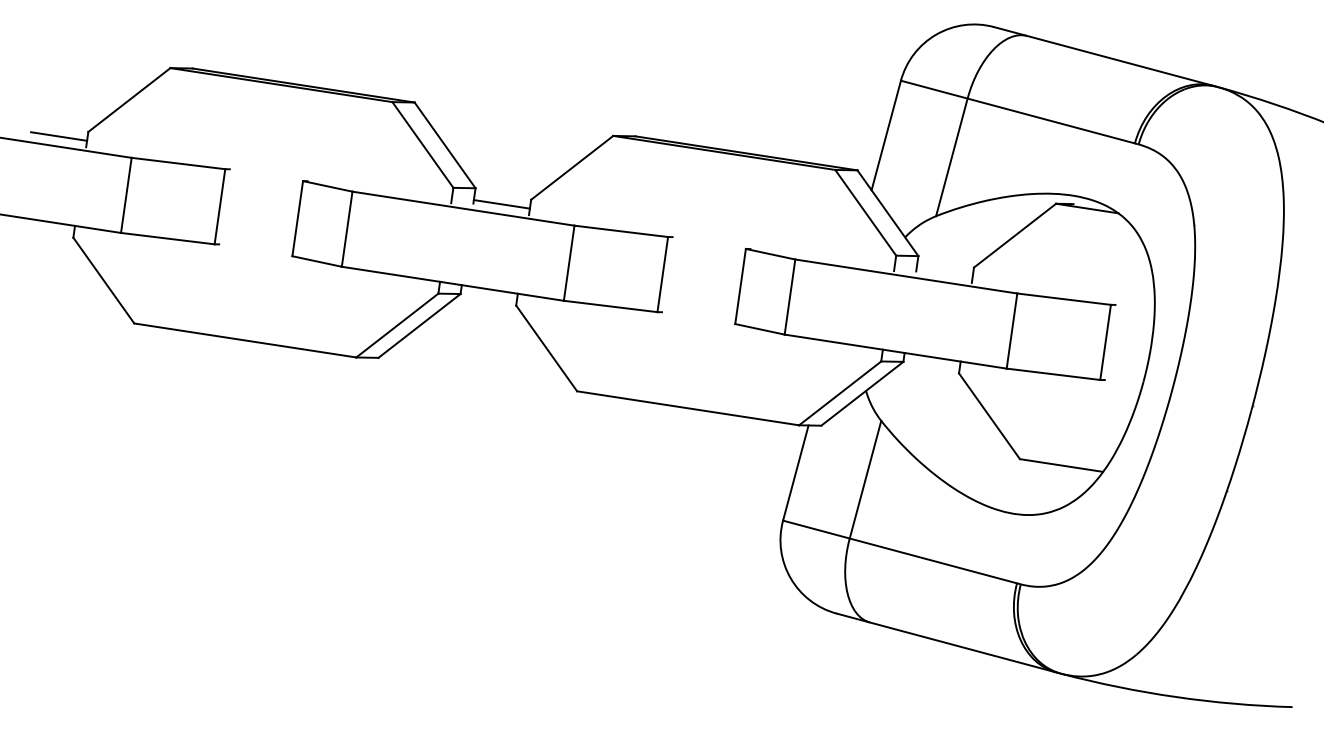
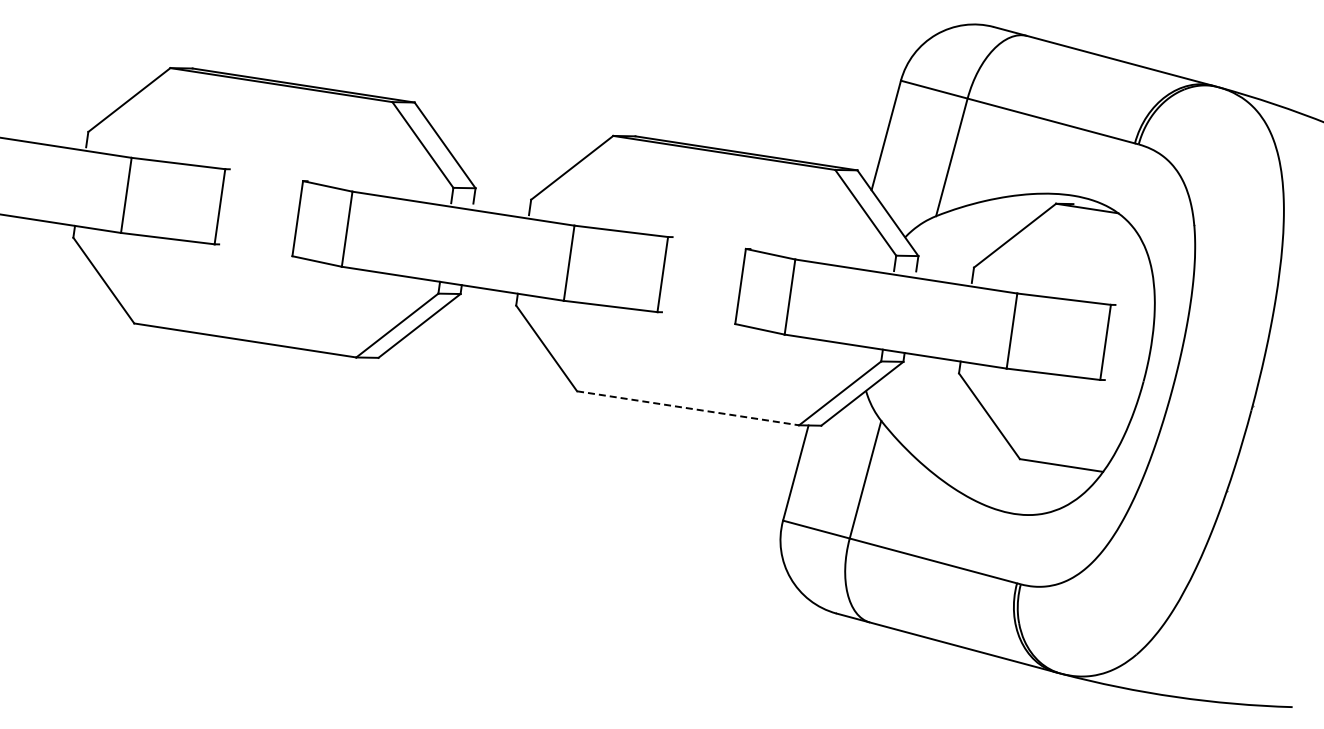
line: present -> none (59, 136)
line: present -> none (501, 204)
line: solid -> dashed (688, 408)
